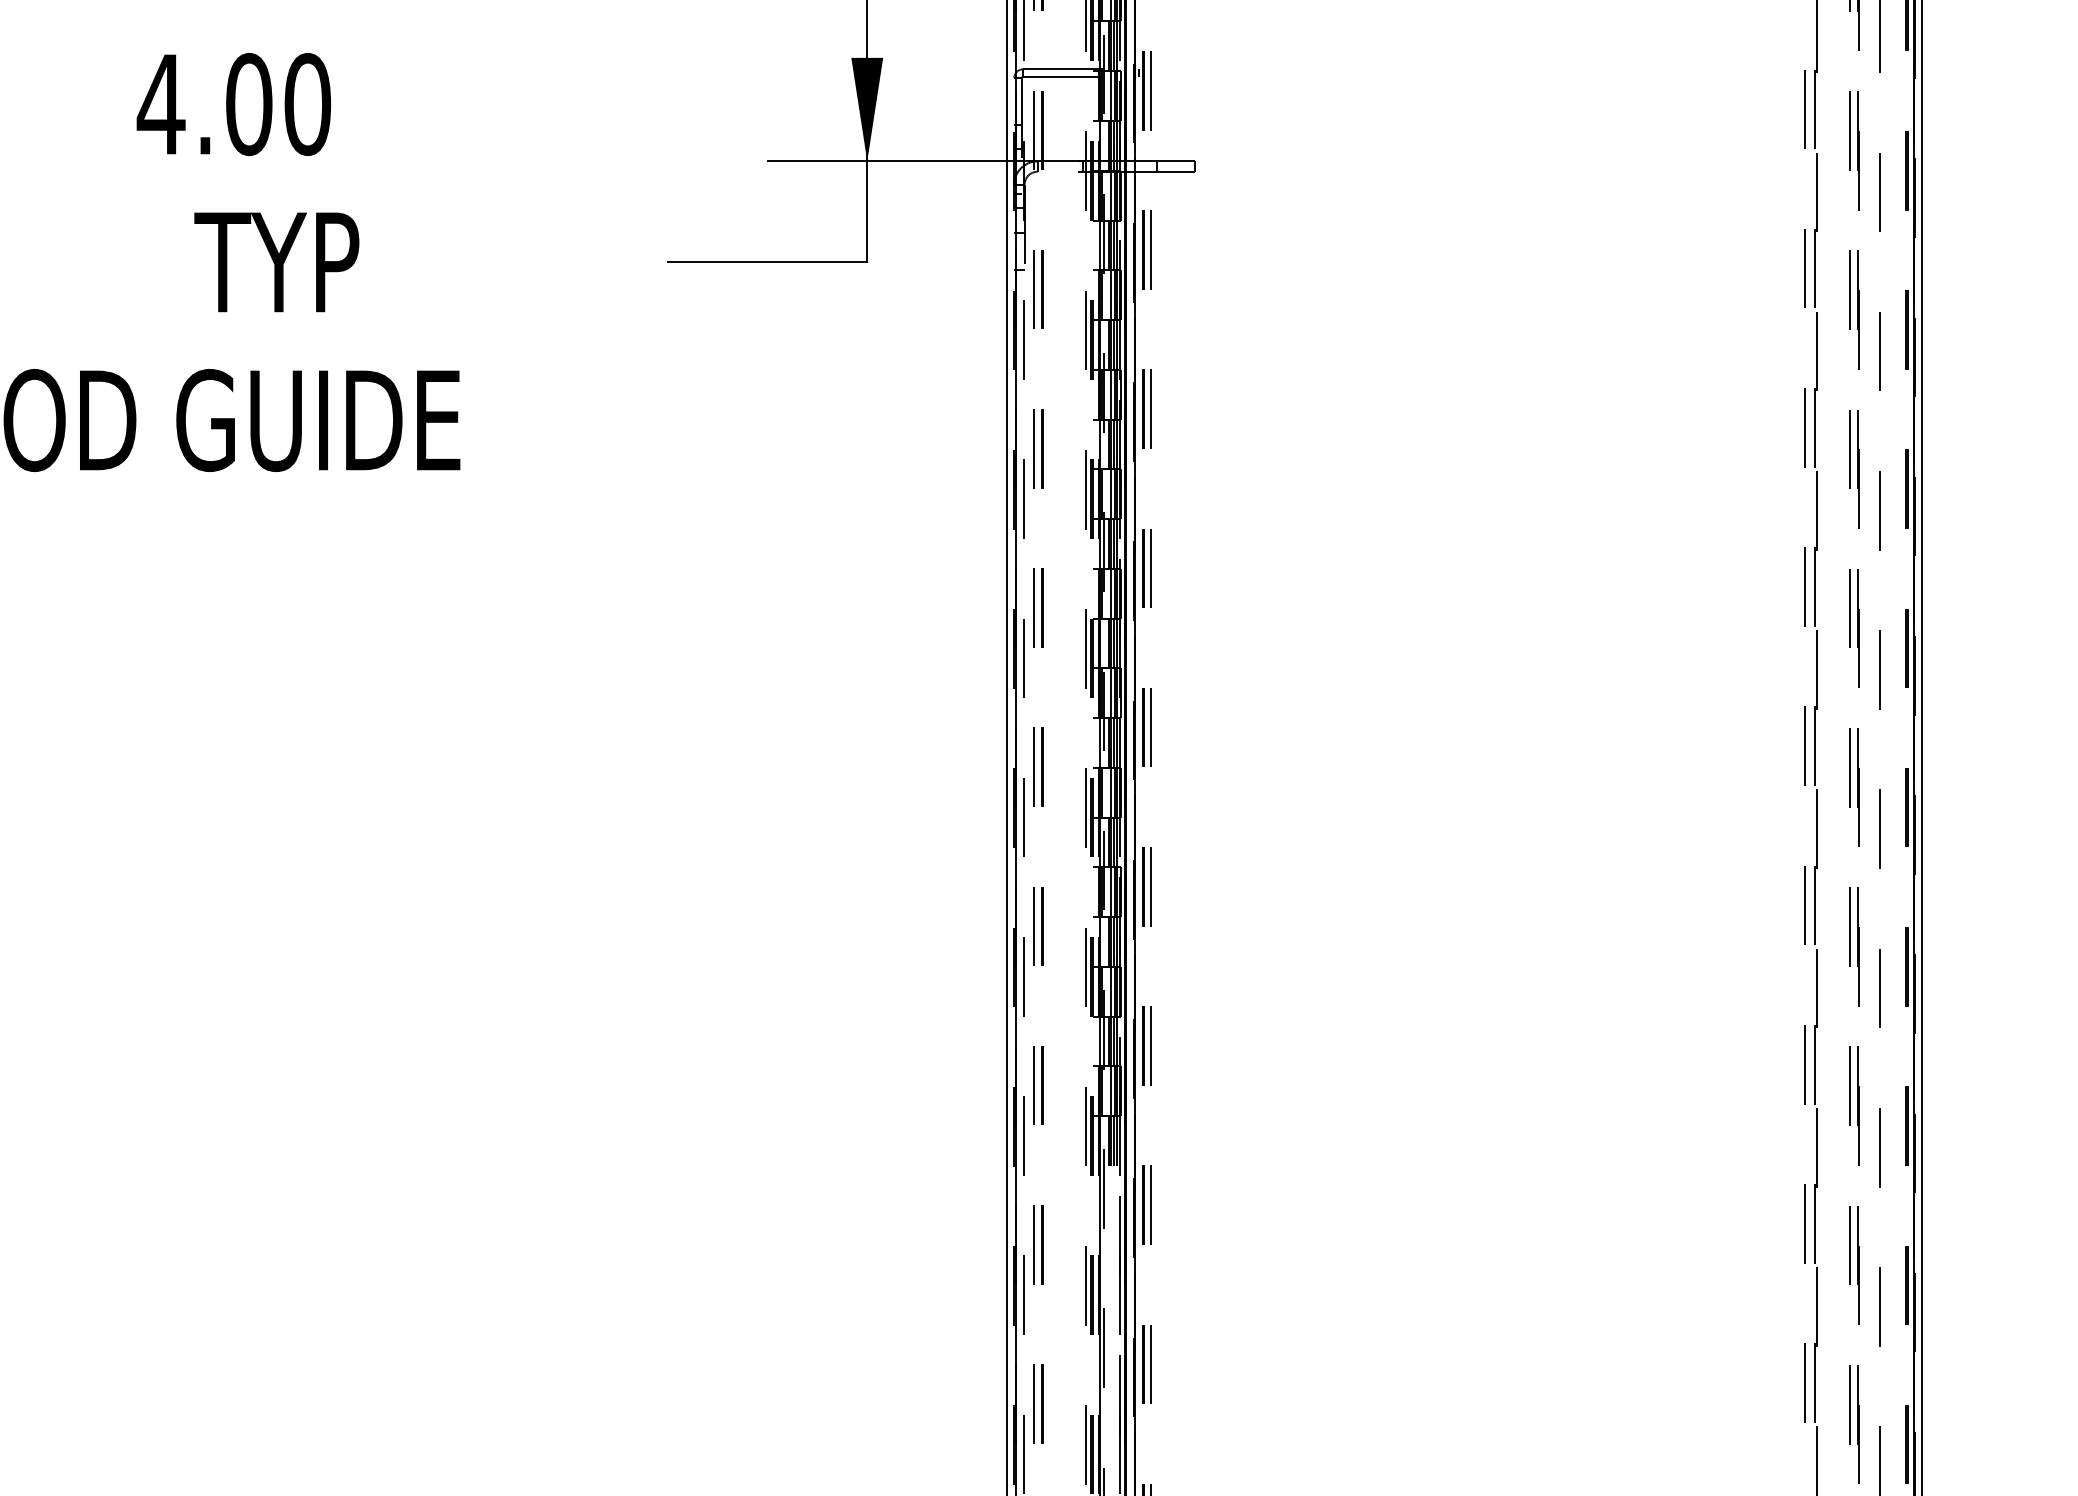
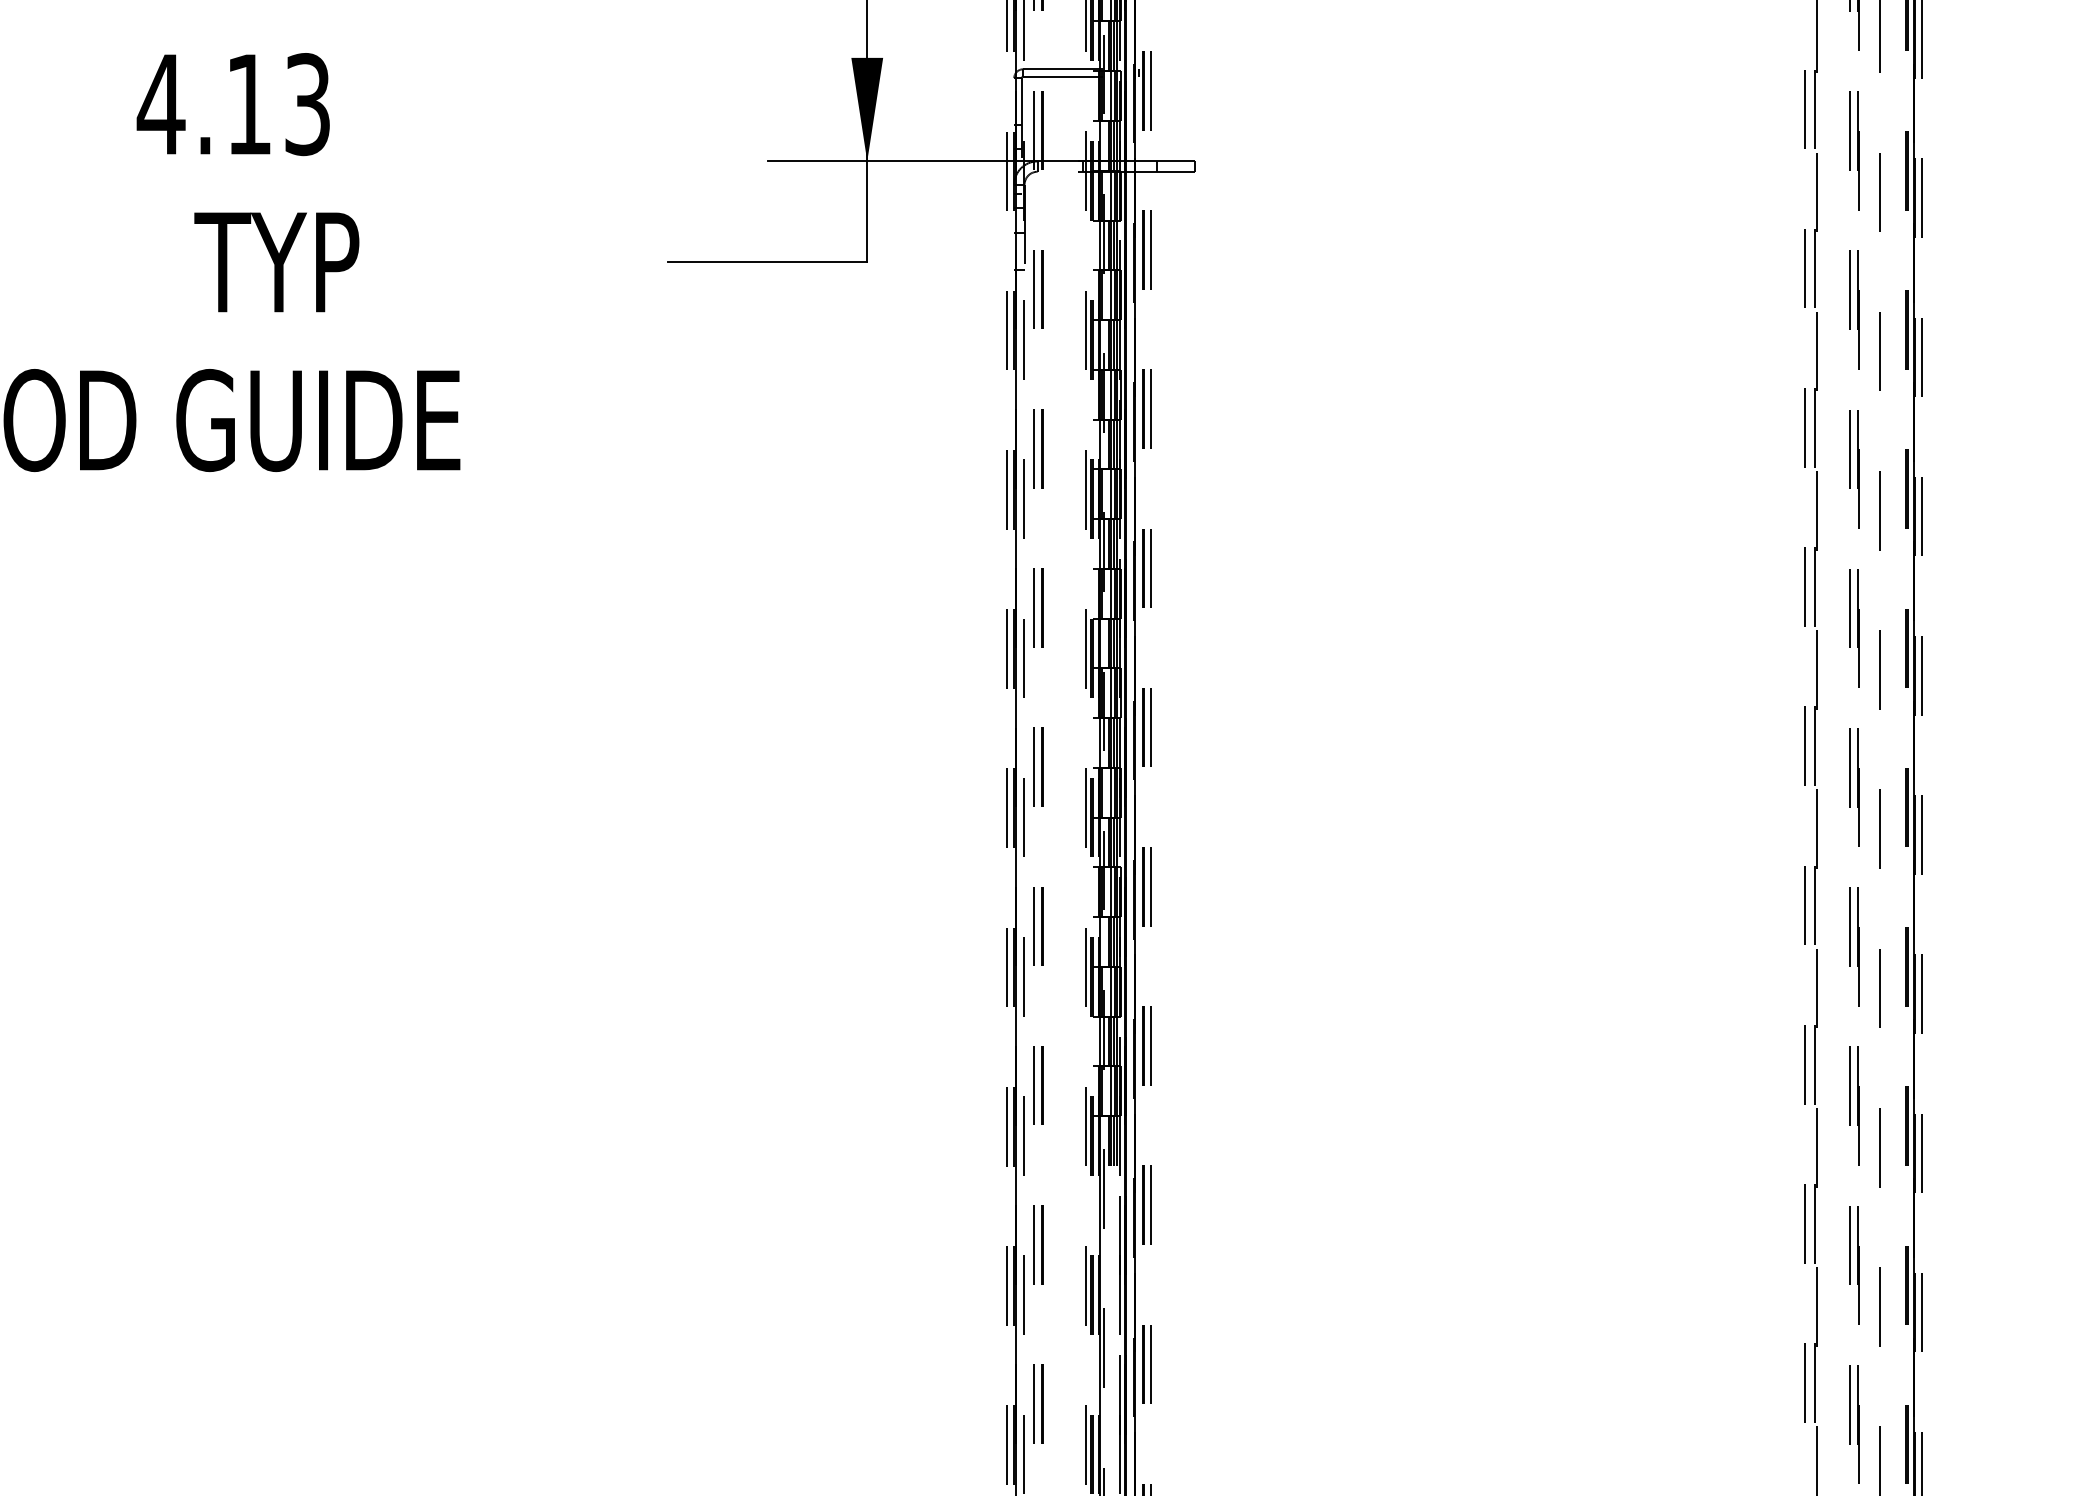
text: 4.00 -> 4.13 (278, 104)
line: solid -> dashed (1006, 747)
line: solid -> dashed (1922, 748)
